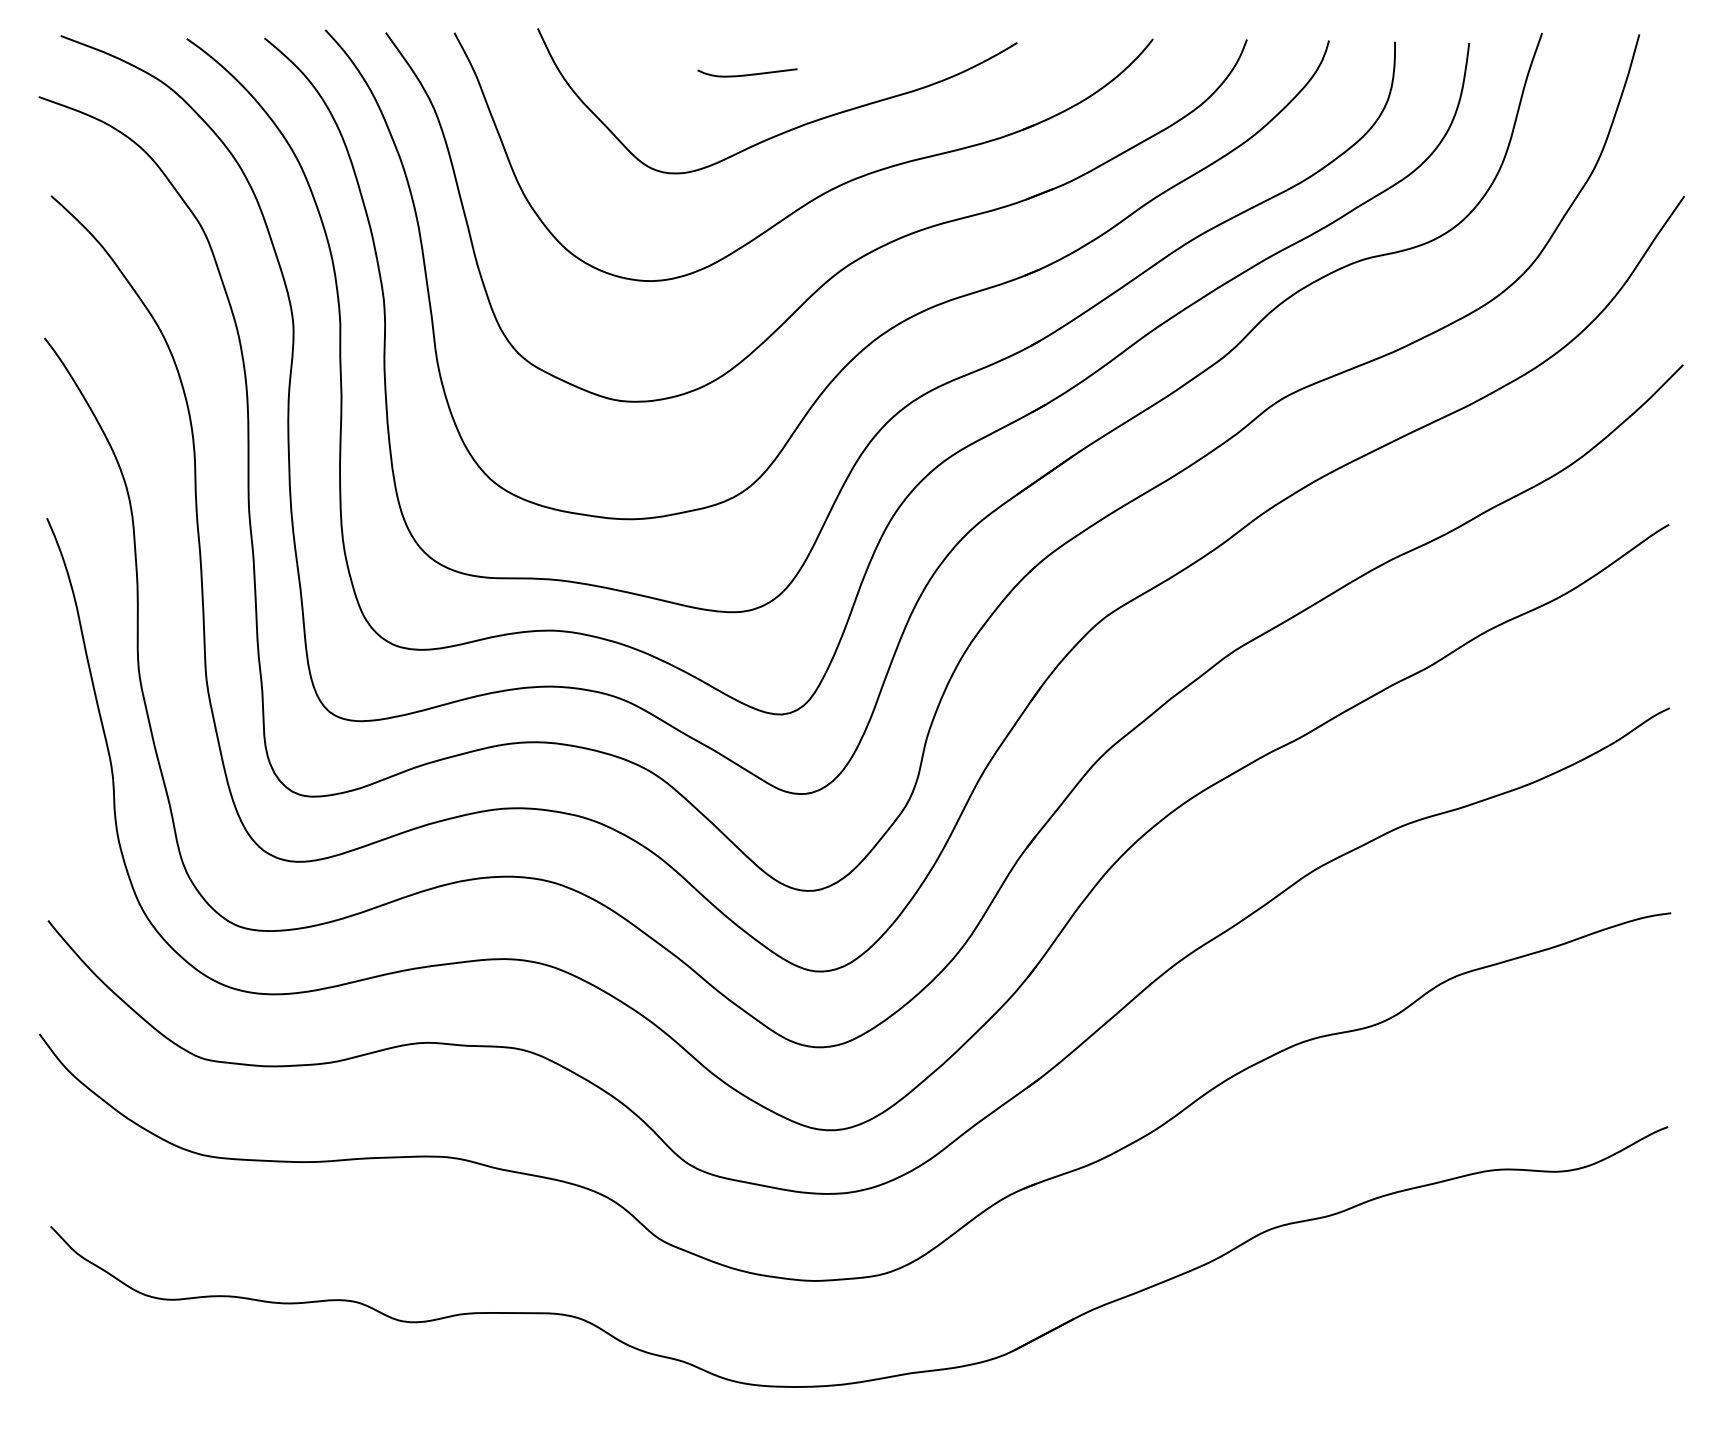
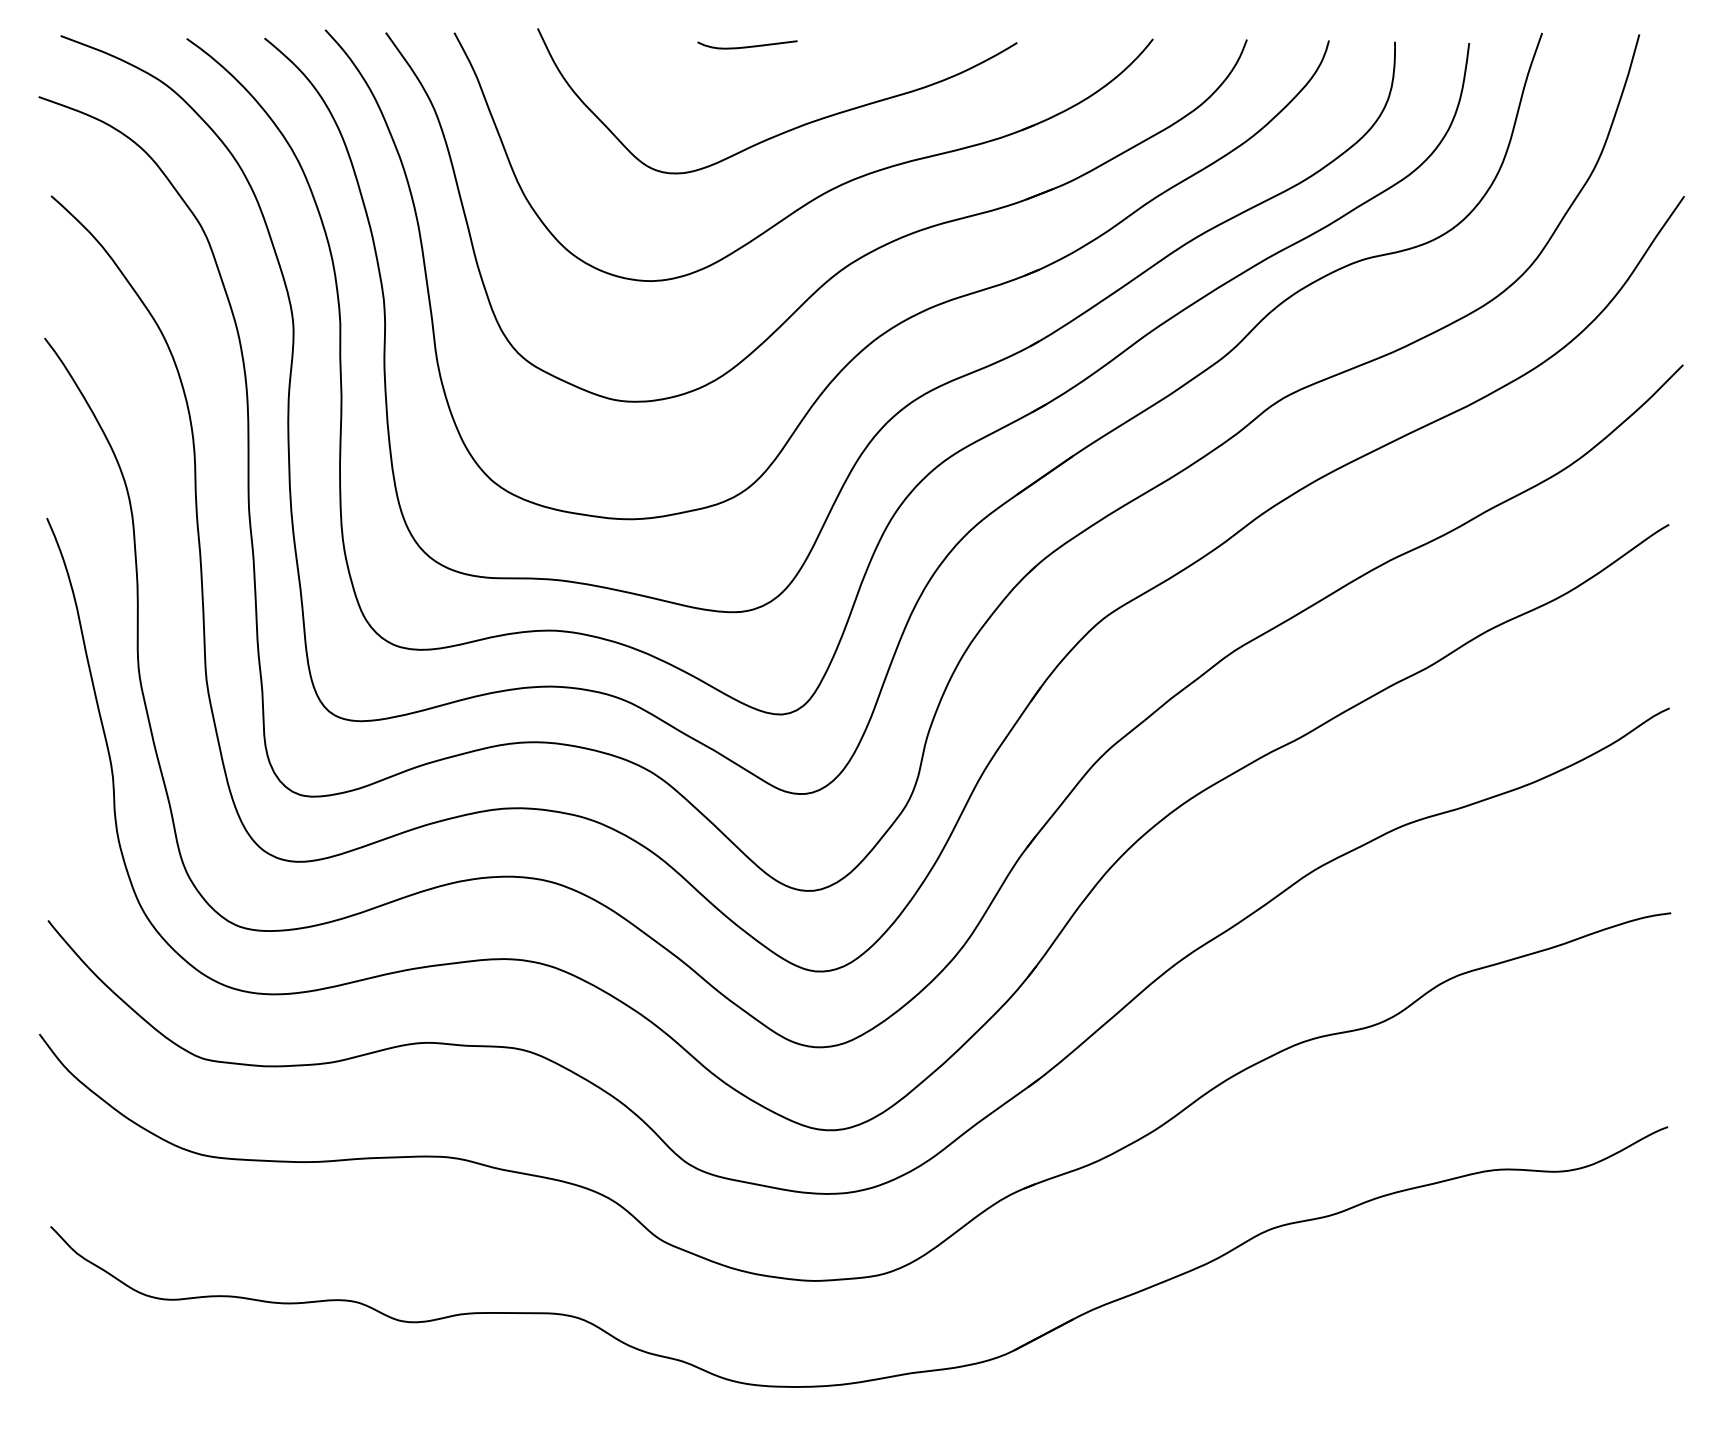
curve position: (747, 74) -> (747, 46) (747, 46)
